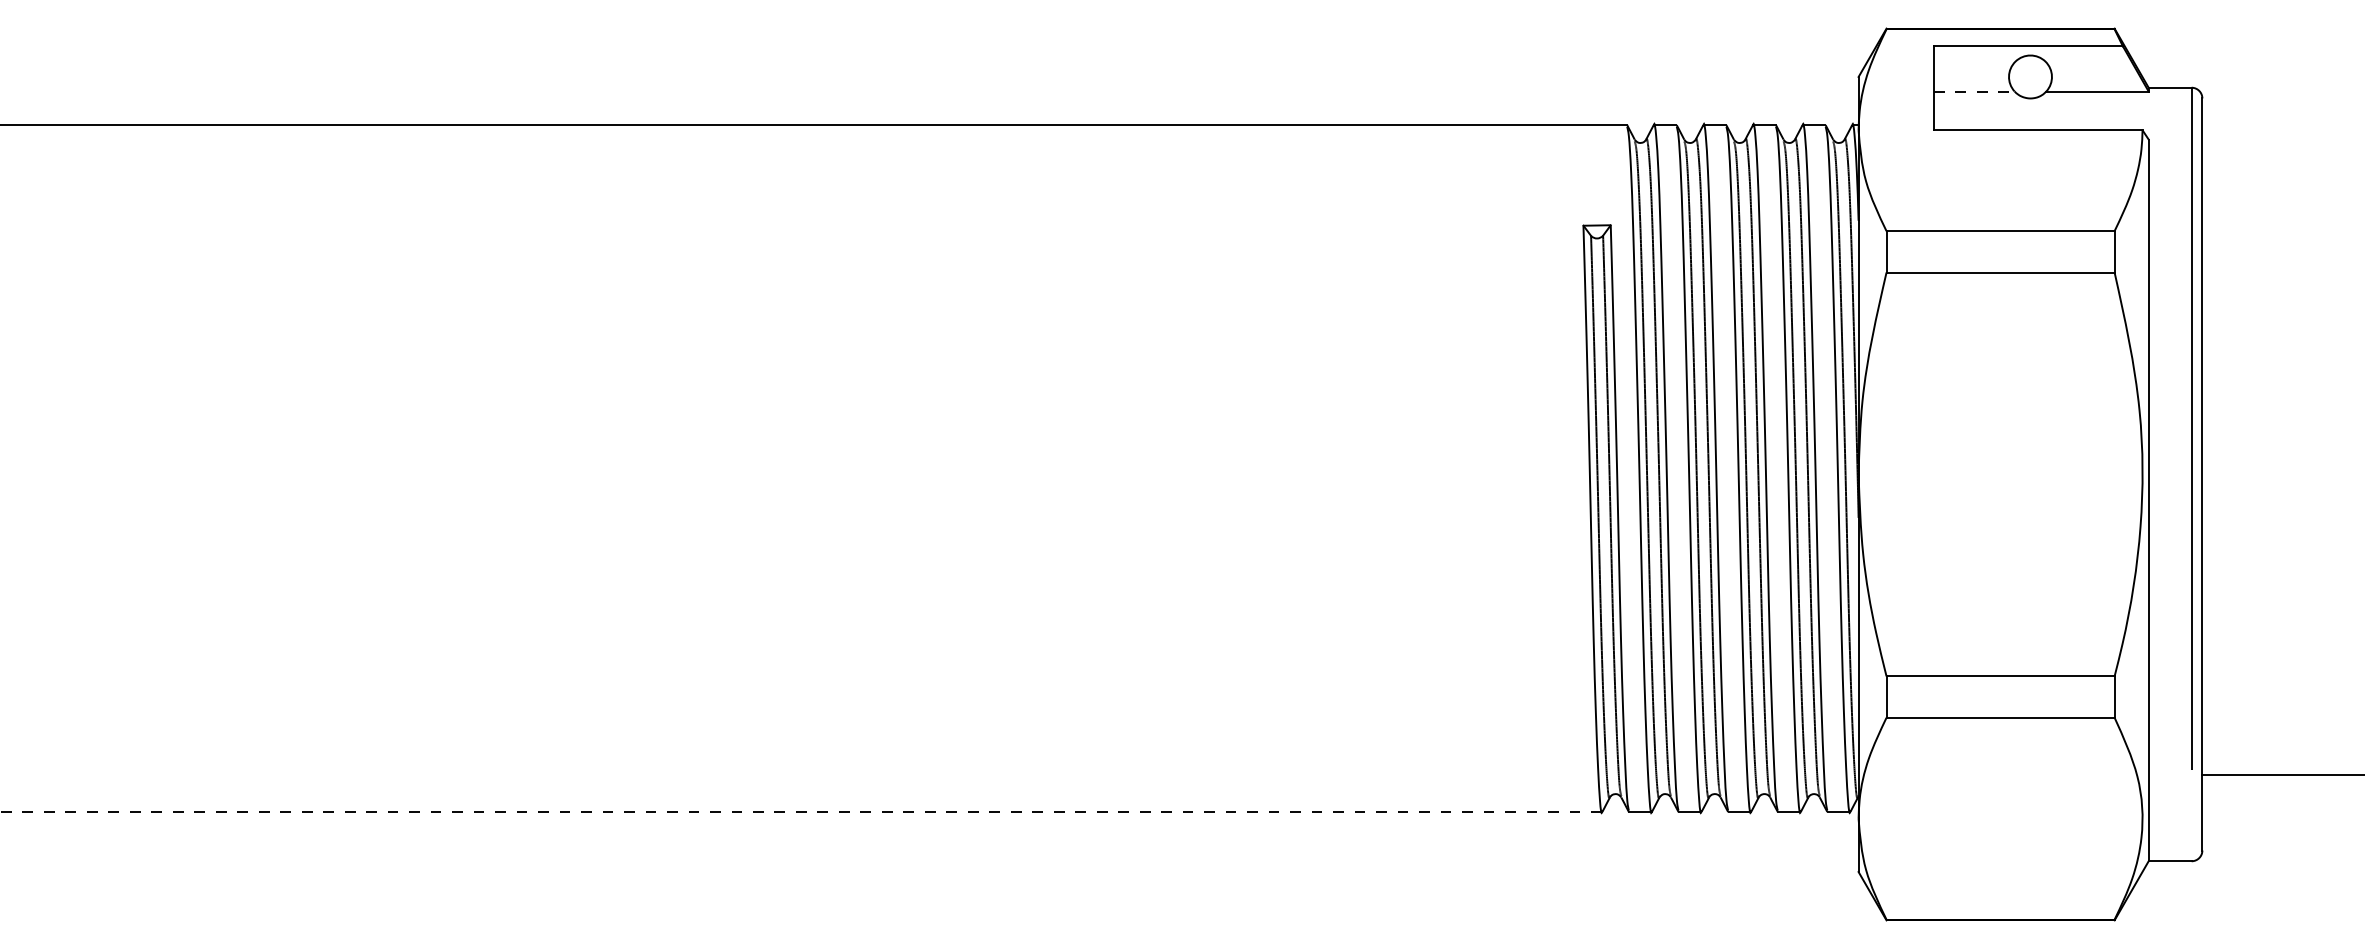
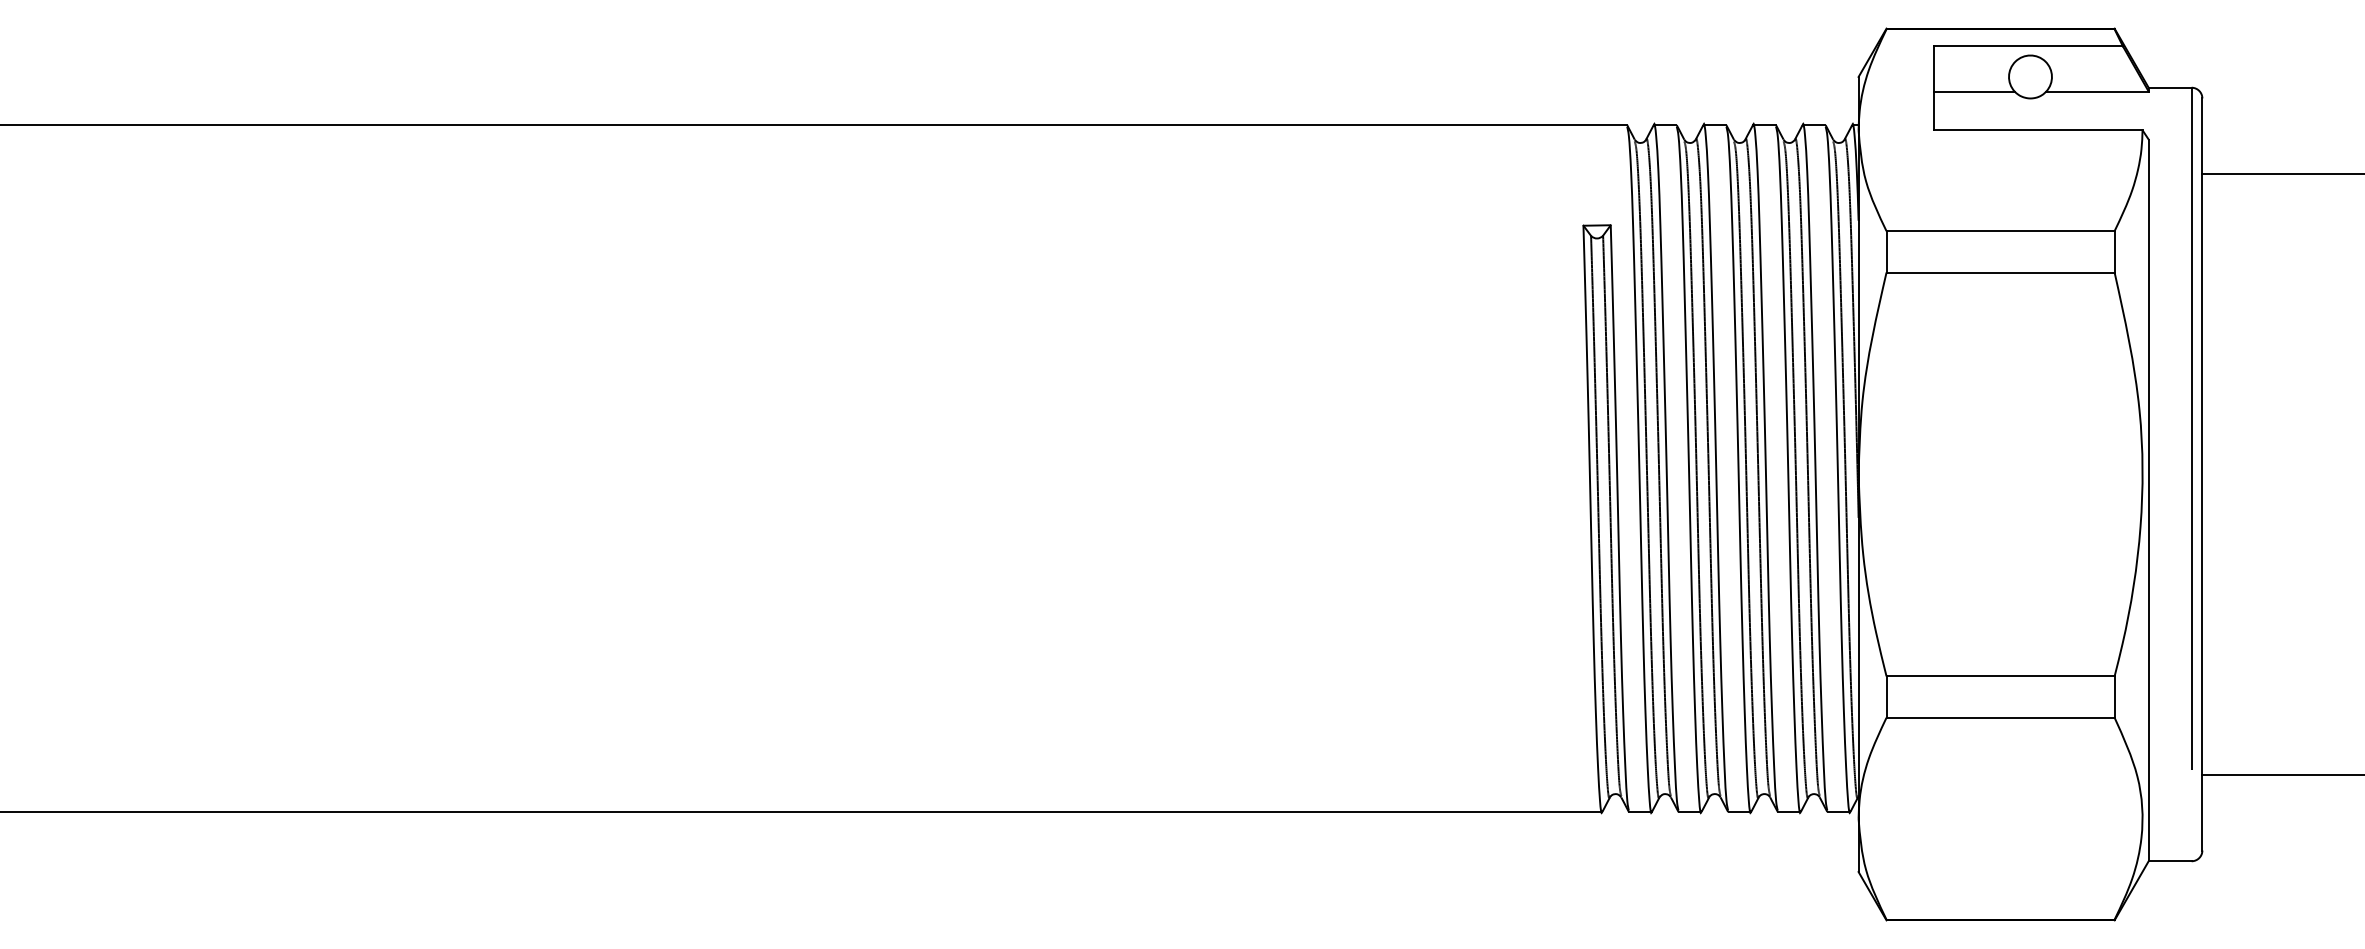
line: dashed -> solid (1974, 91)
line: none -> present (2281, 173)
line: dashed -> solid (801, 812)
